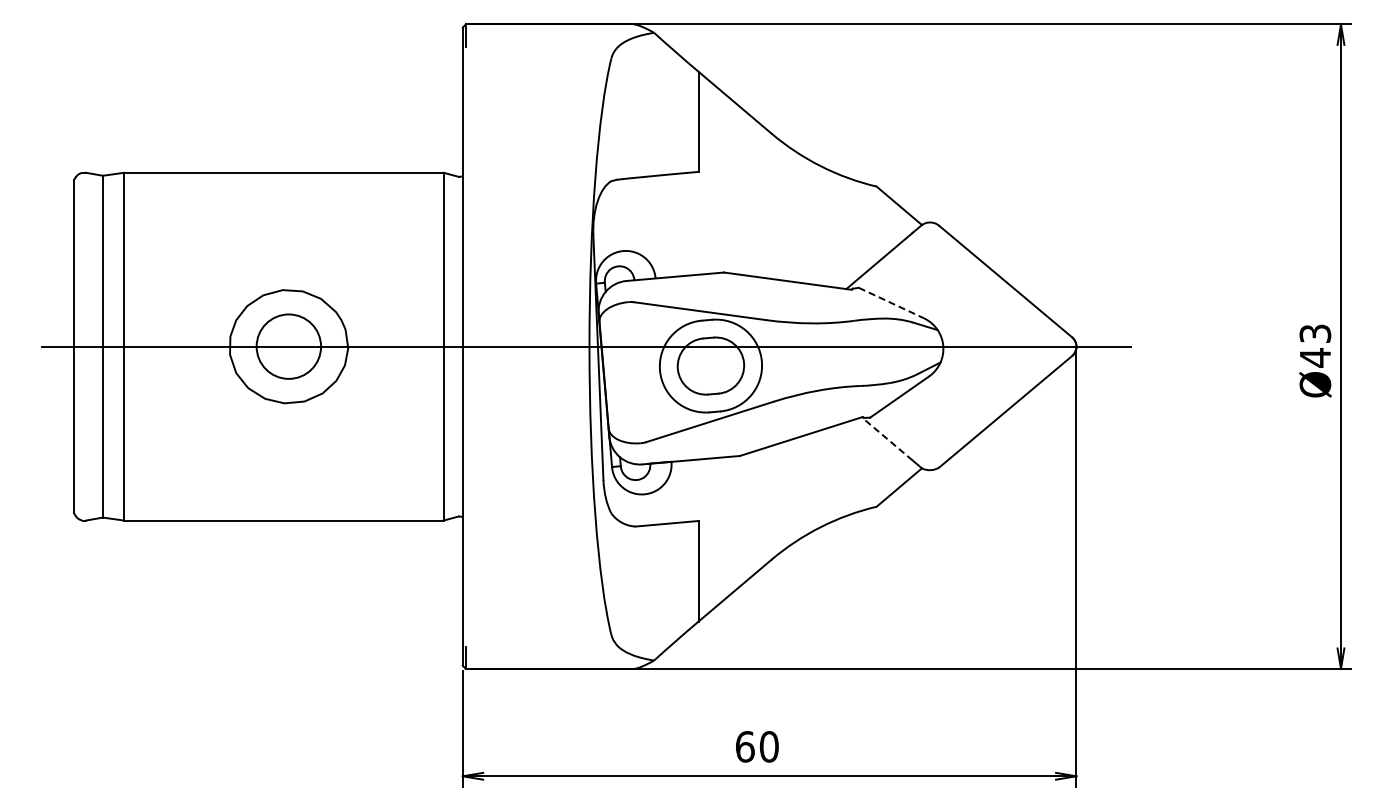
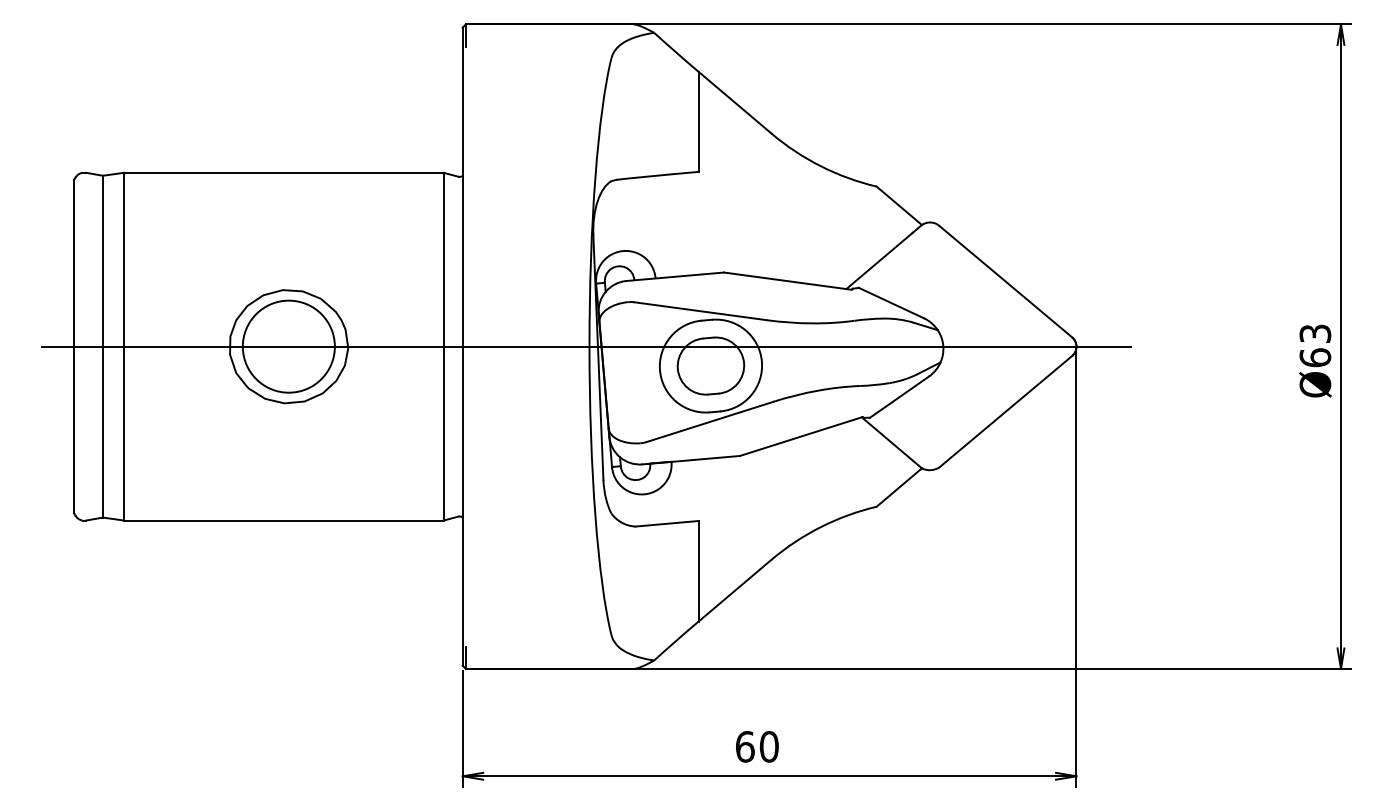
line: dashed -> solid (891, 303)
circle diameter: 64 px -> 92 px (288, 346)
text: 43 -> 63 (1315, 357)
line: dashed -> solid (886, 438)
